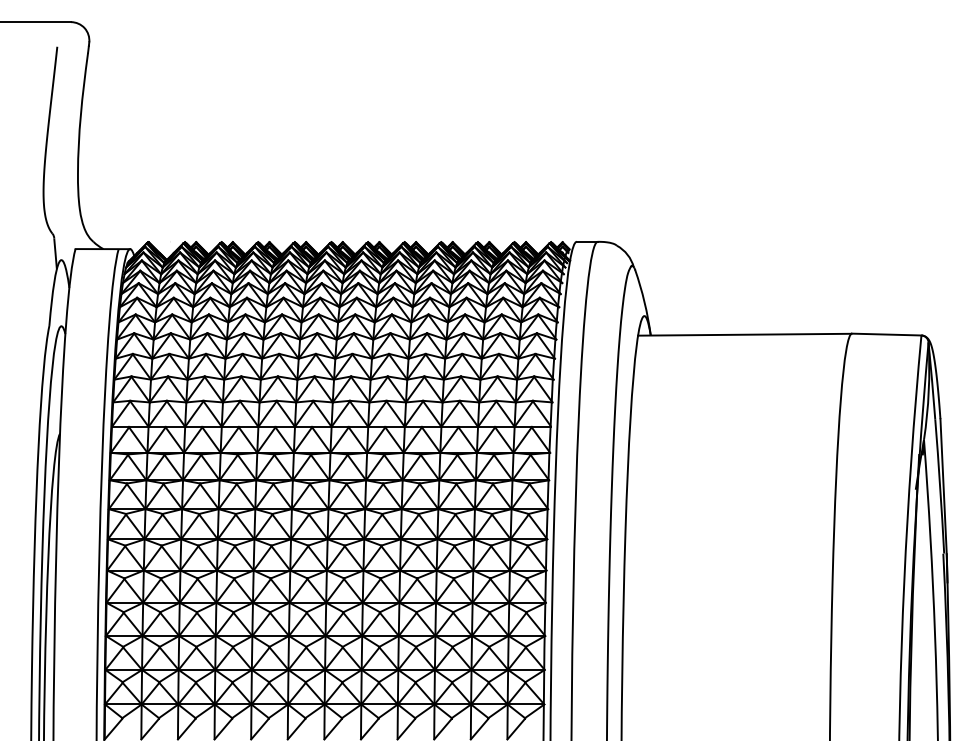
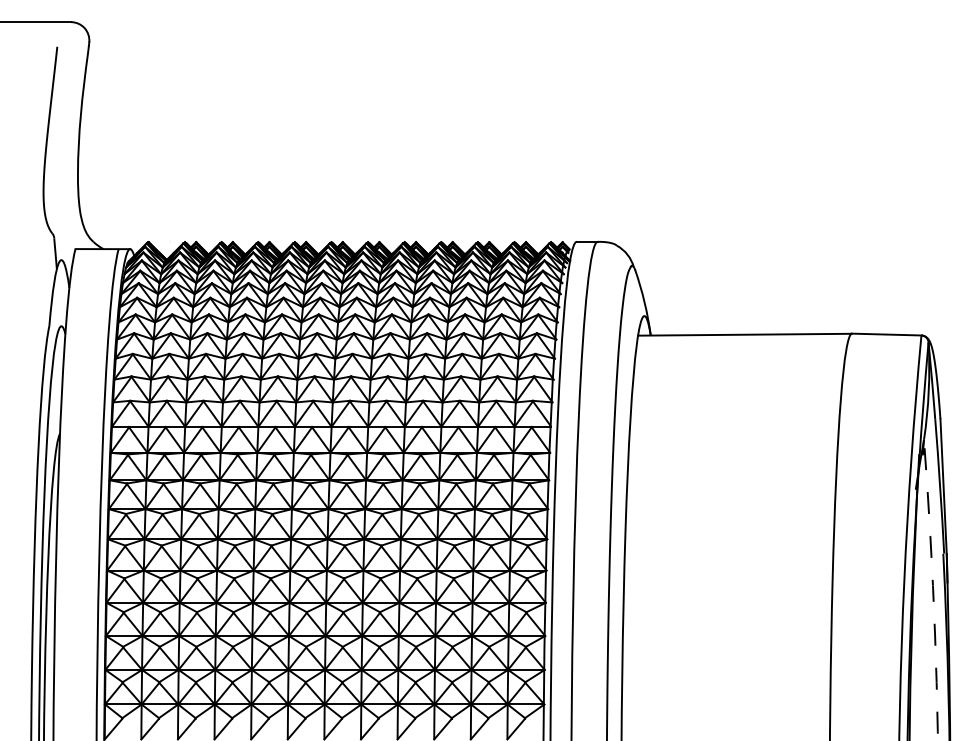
arc: solid -> dashed (933, 589)
